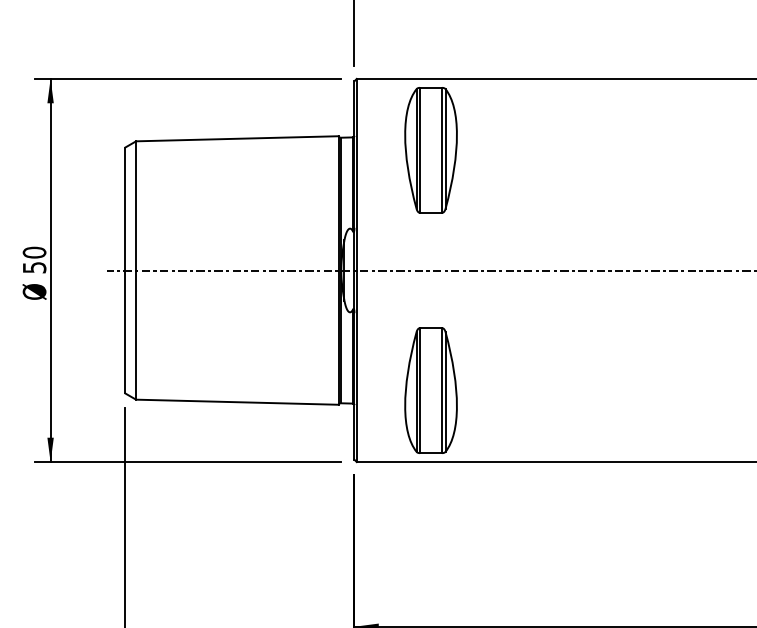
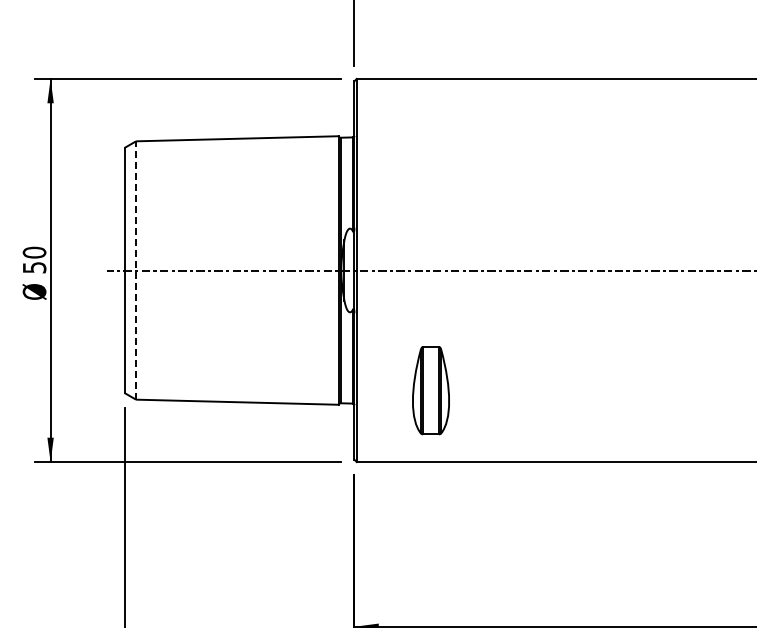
part: present -> none (430, 150)
line: solid -> dashed (136, 270)
part size: 54x127 px -> 38x90 px (430, 390)
